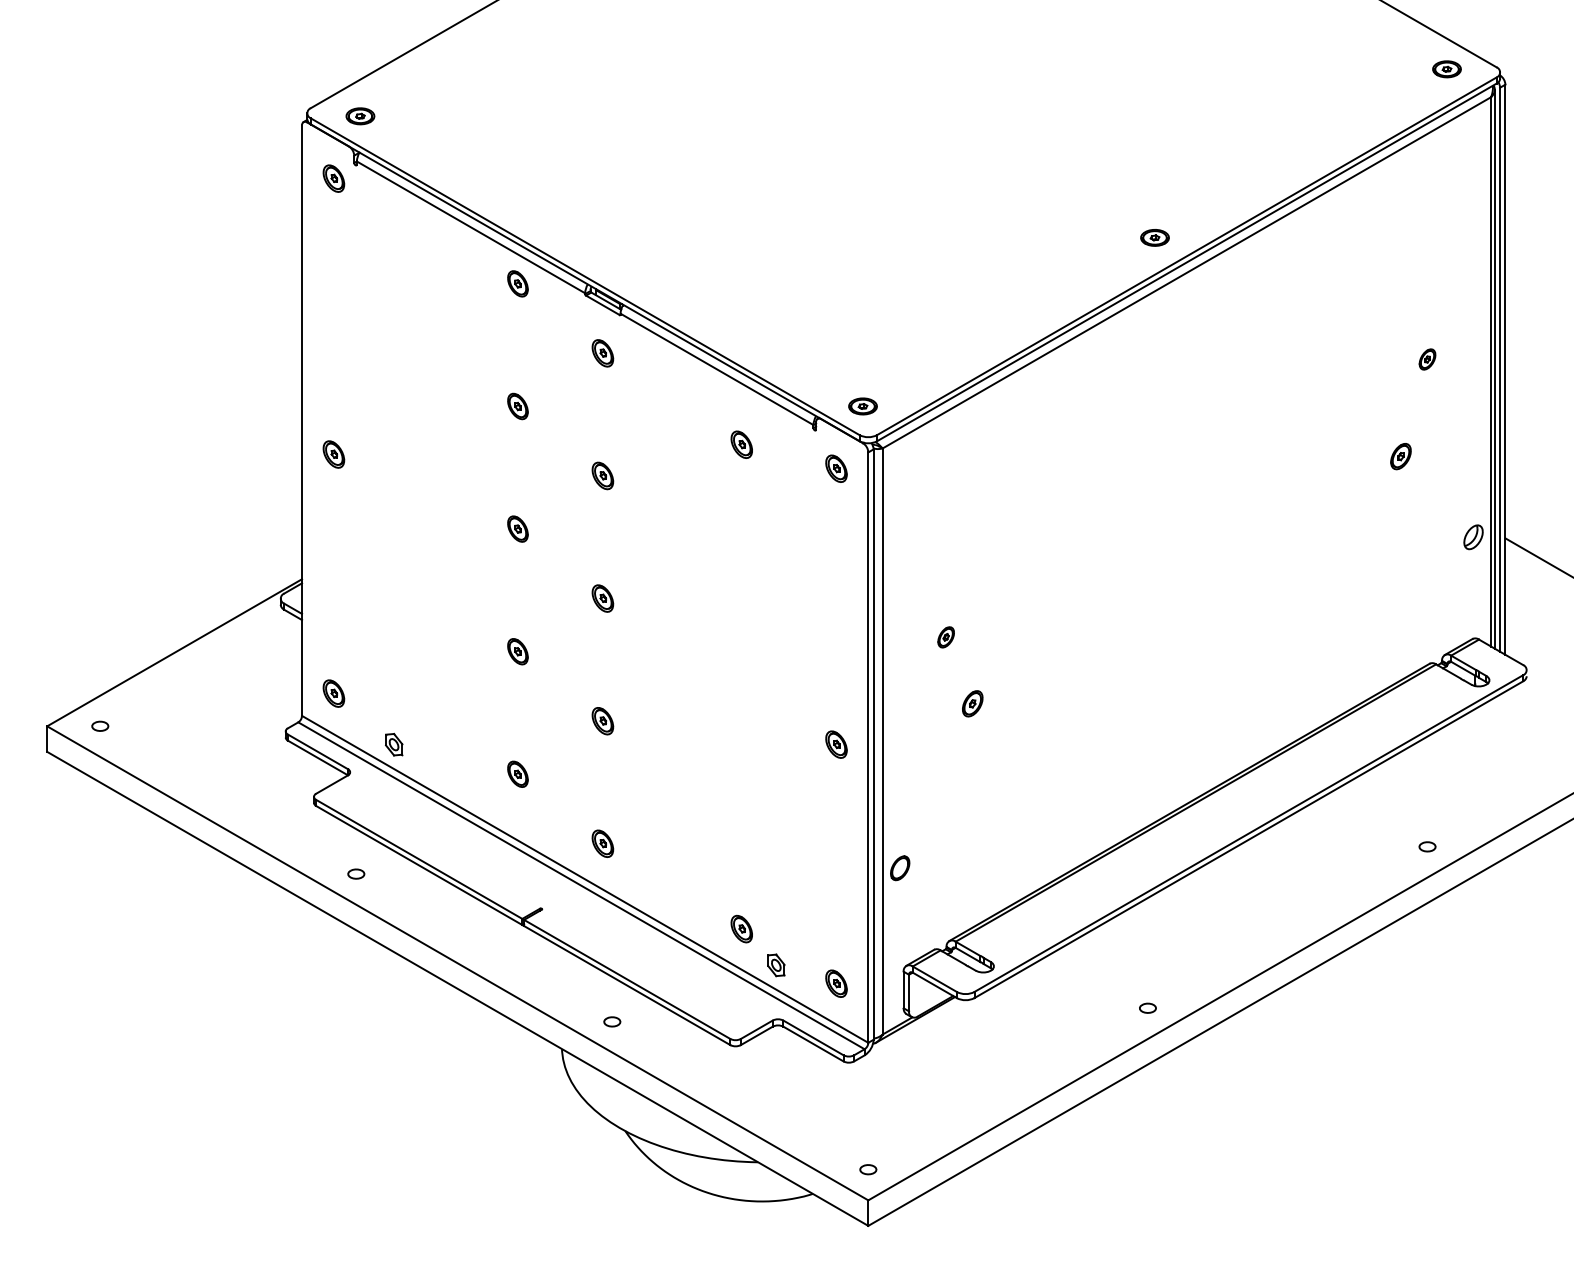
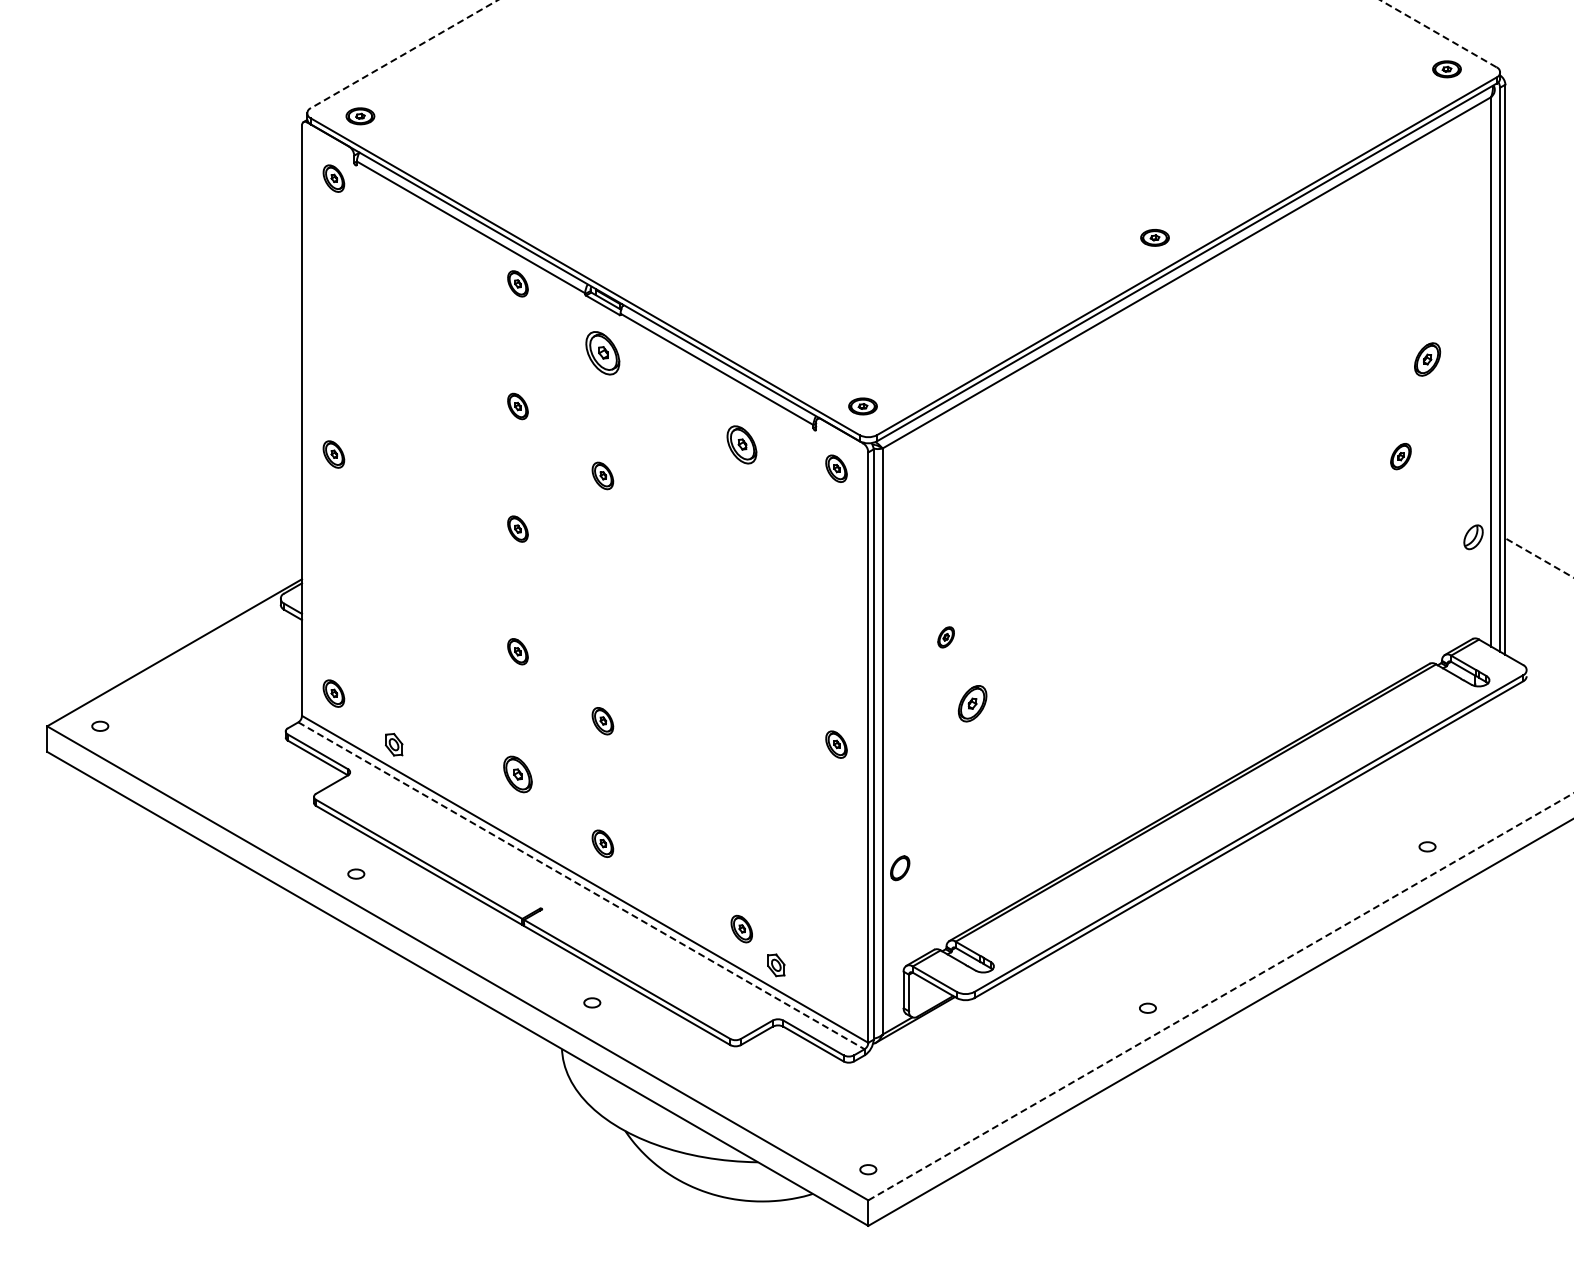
line: solid -> dashed (1438, 33)
line: solid -> dashed (404, 54)
part size: 24x29 px -> 36x45 px (602, 353)
part size: 19x23 px -> 28x35 px (1427, 359)
line: present -> none (1494, 368)
part size: 23x29 px -> 32x40 px (741, 444)
line: solid -> dashed (1539, 557)
part: present -> none (602, 598)
part size: 22x28 px -> 31x38 px (972, 703)
part size: 22x28 px -> 30x39 px (517, 774)
line: solid -> dashed (581, 885)
part: present -> none (836, 983)
line: solid -> dashed (1220, 996)
part position: (612, 1021) -> (592, 1002) (592, 1002)
